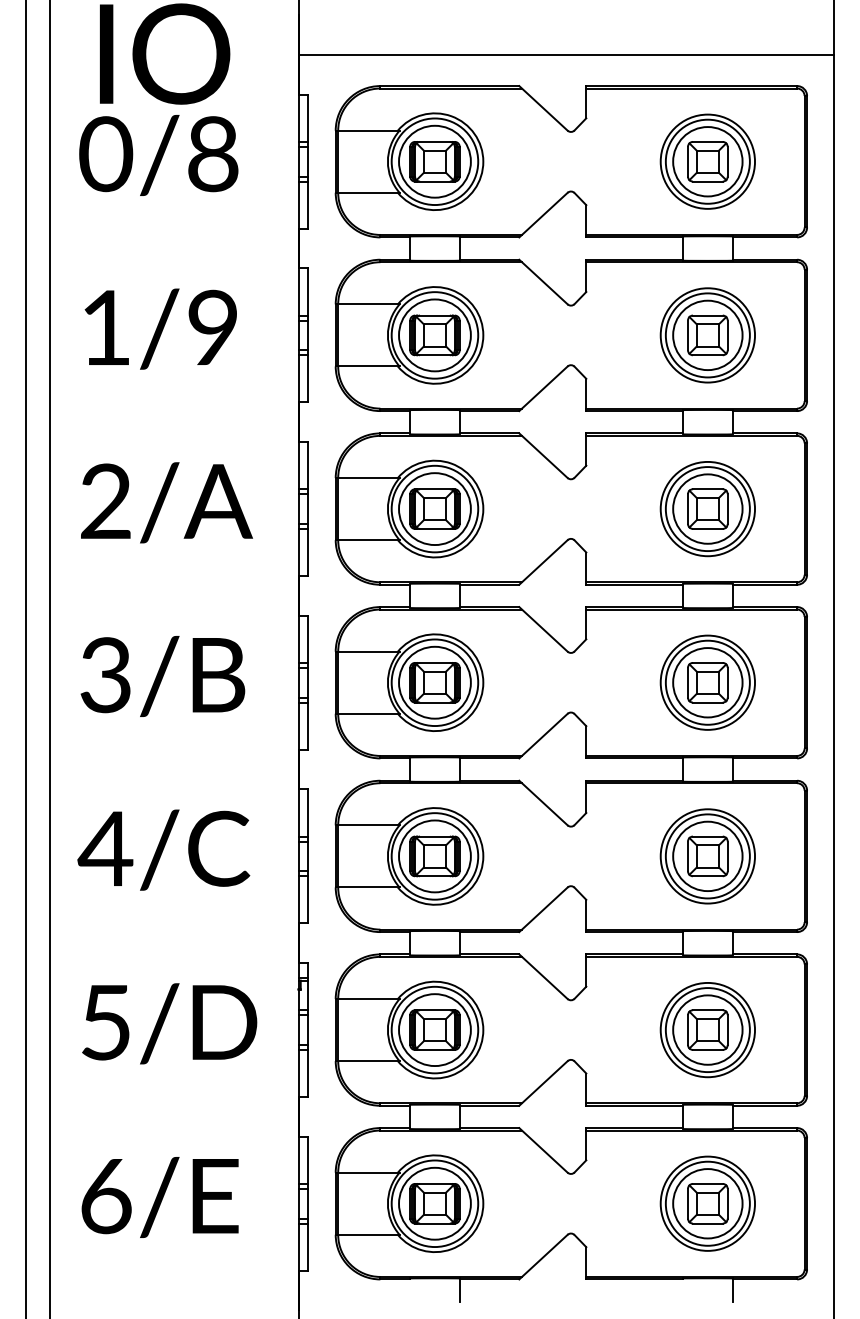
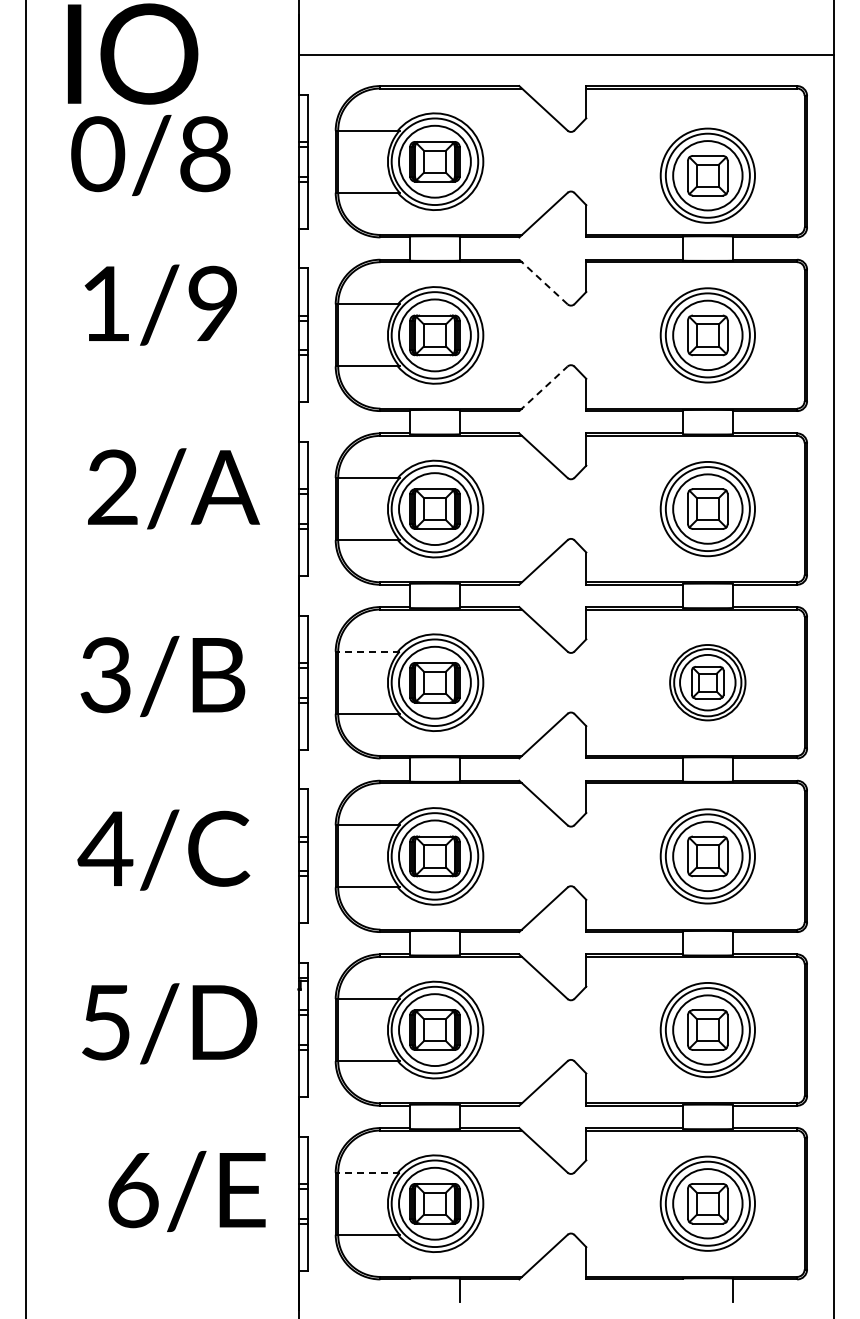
text position: (165, 53) -> (133, 53) (133, 53)
text position: (158, 155) -> (150, 155) (150, 155)
part position: (707, 161) -> (707, 175) (707, 175)
line: solid -> dashed (543, 282)
text position: (160, 328) -> (160, 304) (160, 304)
line: solid -> dashed (543, 388)
text position: (166, 502) -> (173, 488) (173, 488)
line: solid -> dashed (368, 651)
line: present -> none (50, 658)
part size: 97x97 px -> 78x78 px (707, 682)
line: solid -> dashed (368, 1172)
text position: (159, 1197) -> (186, 1191) (186, 1191)
